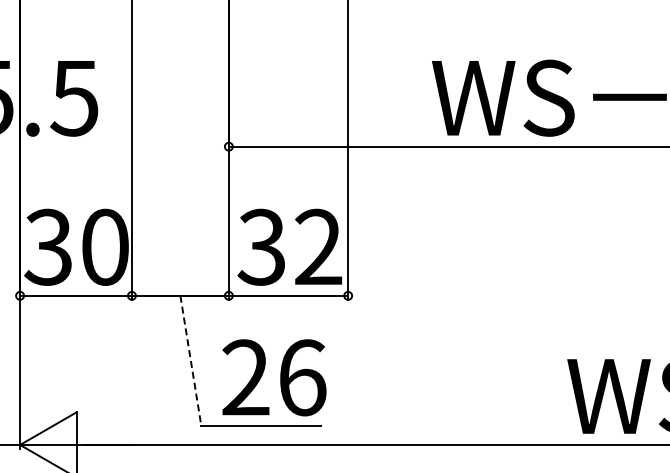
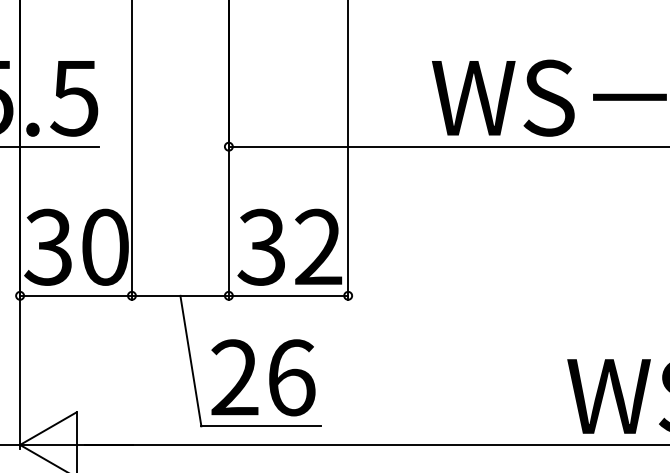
line: none -> present (50, 146)
line: dashed -> solid (190, 361)
text position: (274, 377) -> (263, 377) (263, 377)
